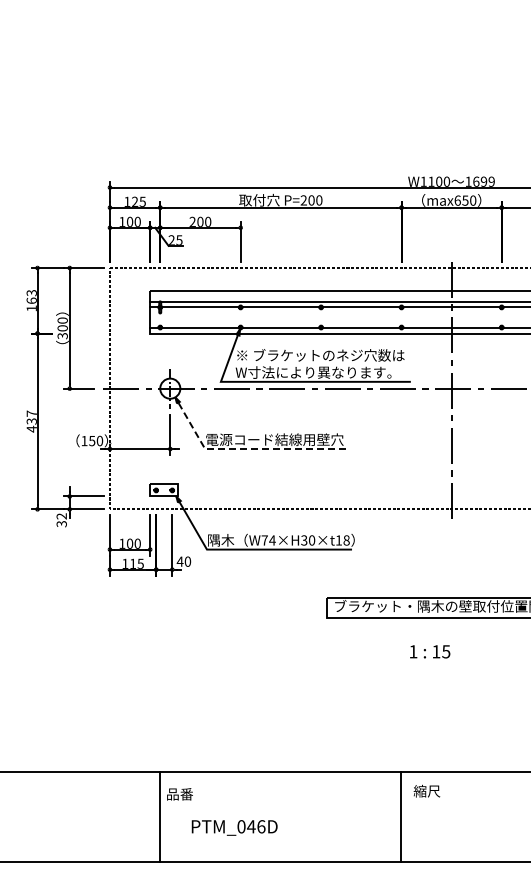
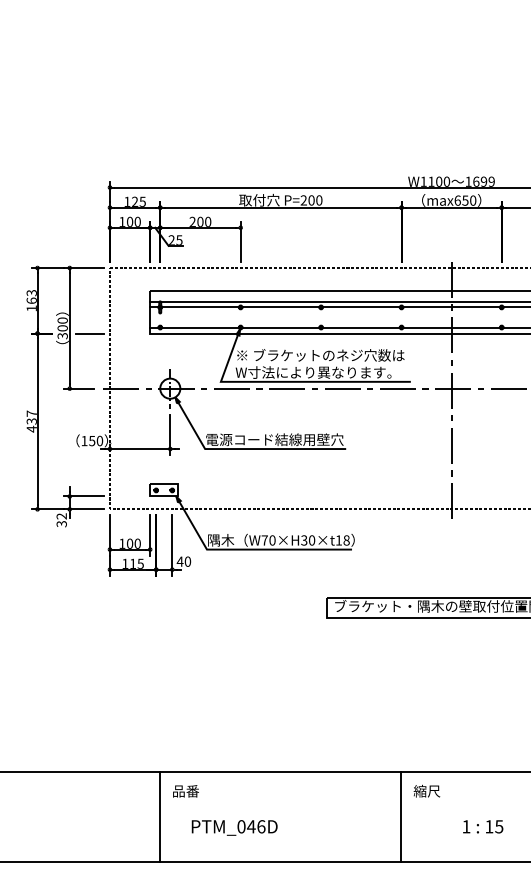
line: none -> present (89, 333)
line: dashed -> solid (244, 449)
text: W74×H30×t18 -> W70×H30×t18 (272, 540)
text position: (430, 651) -> (483, 826) (483, 826)
text position: (179, 794) -> (185, 791) (185, 791)
